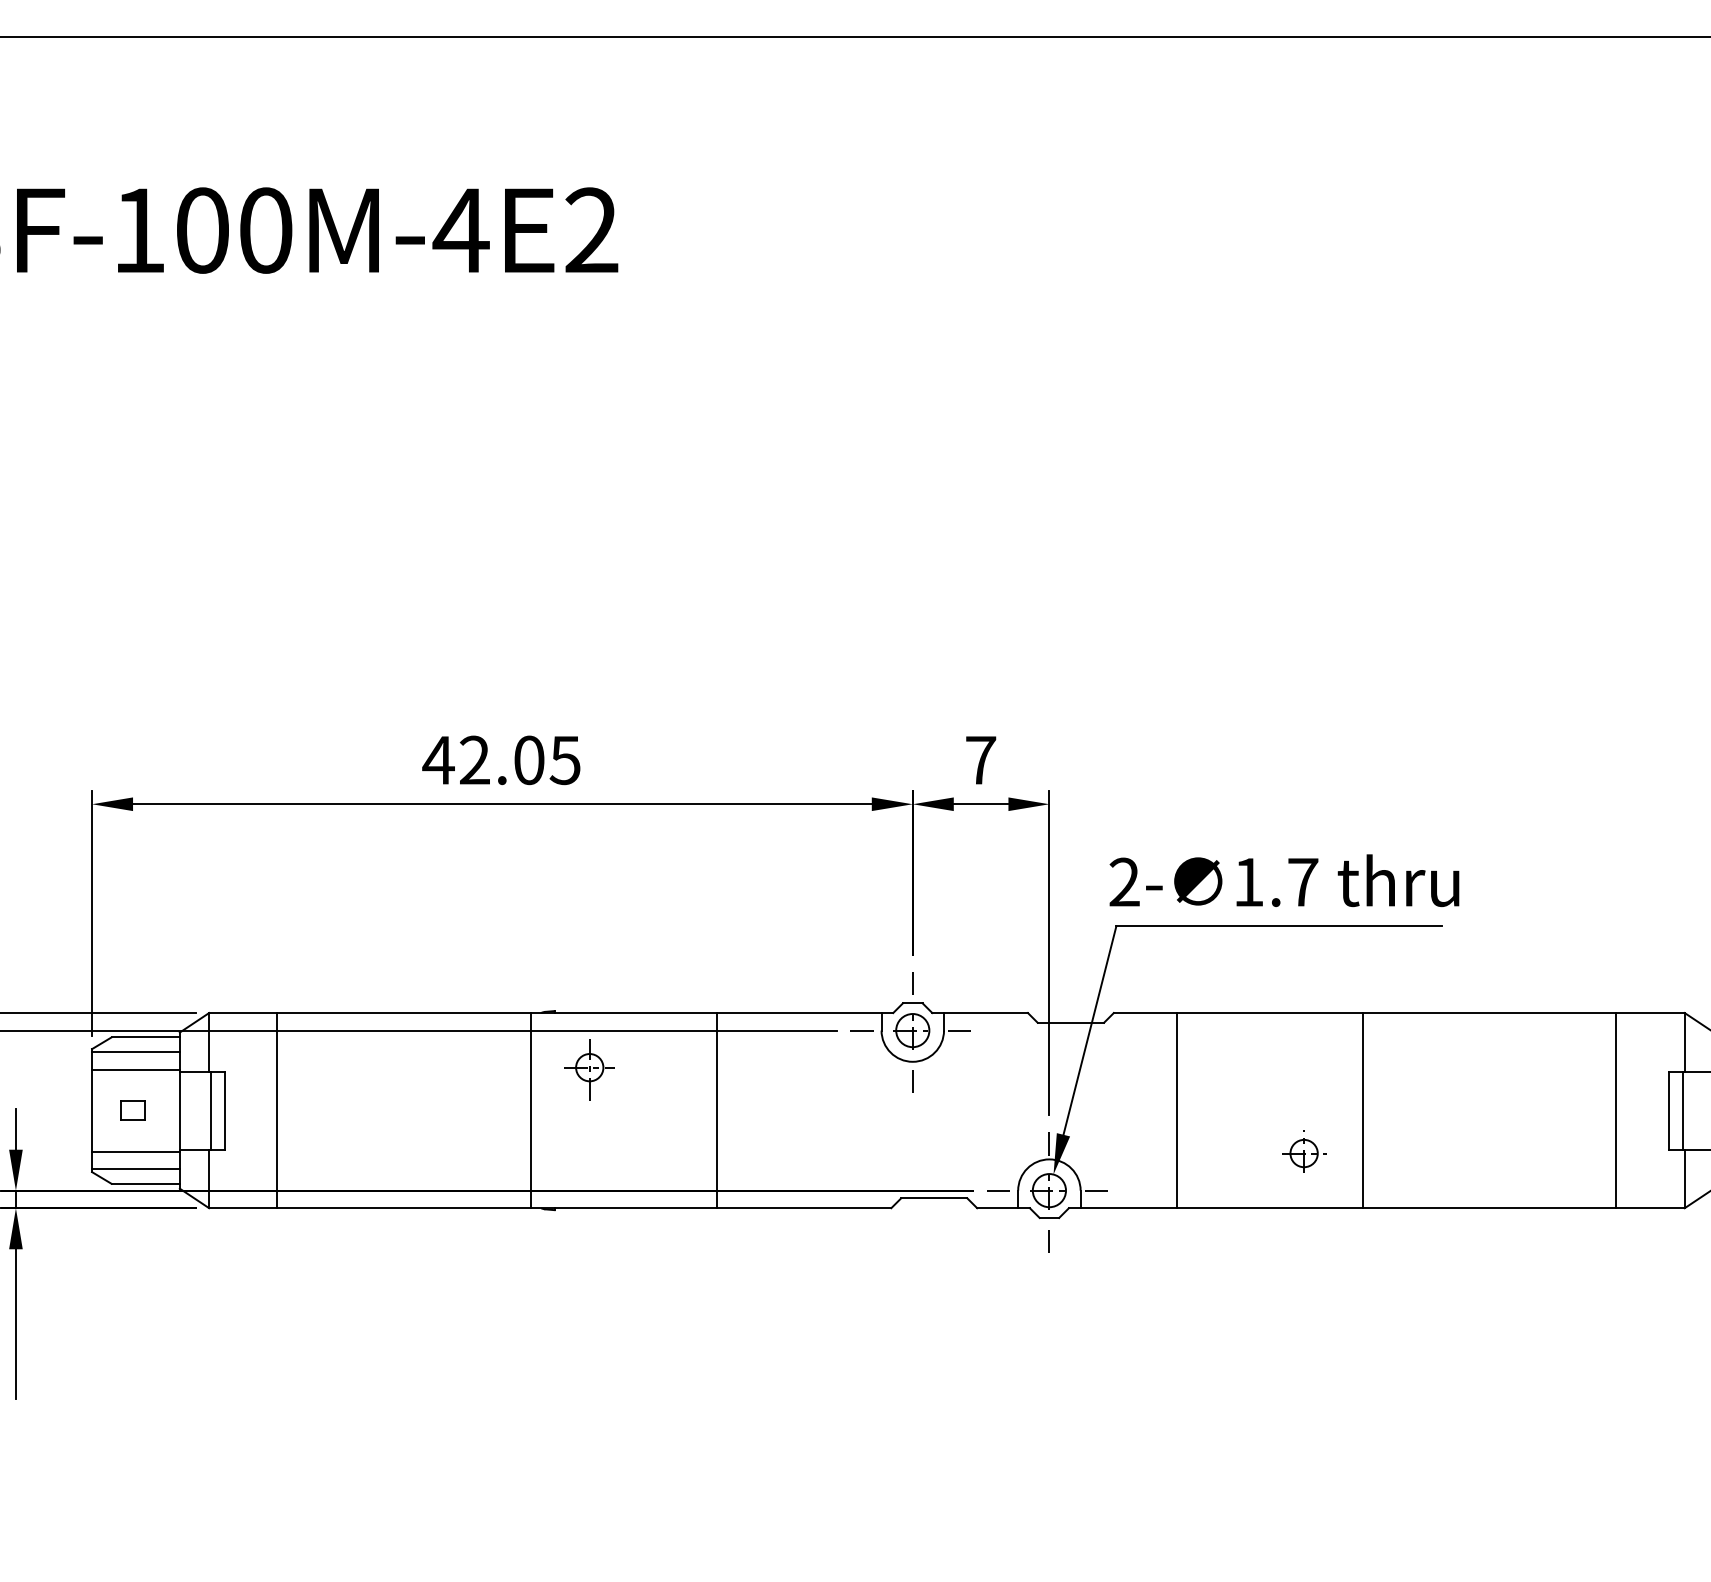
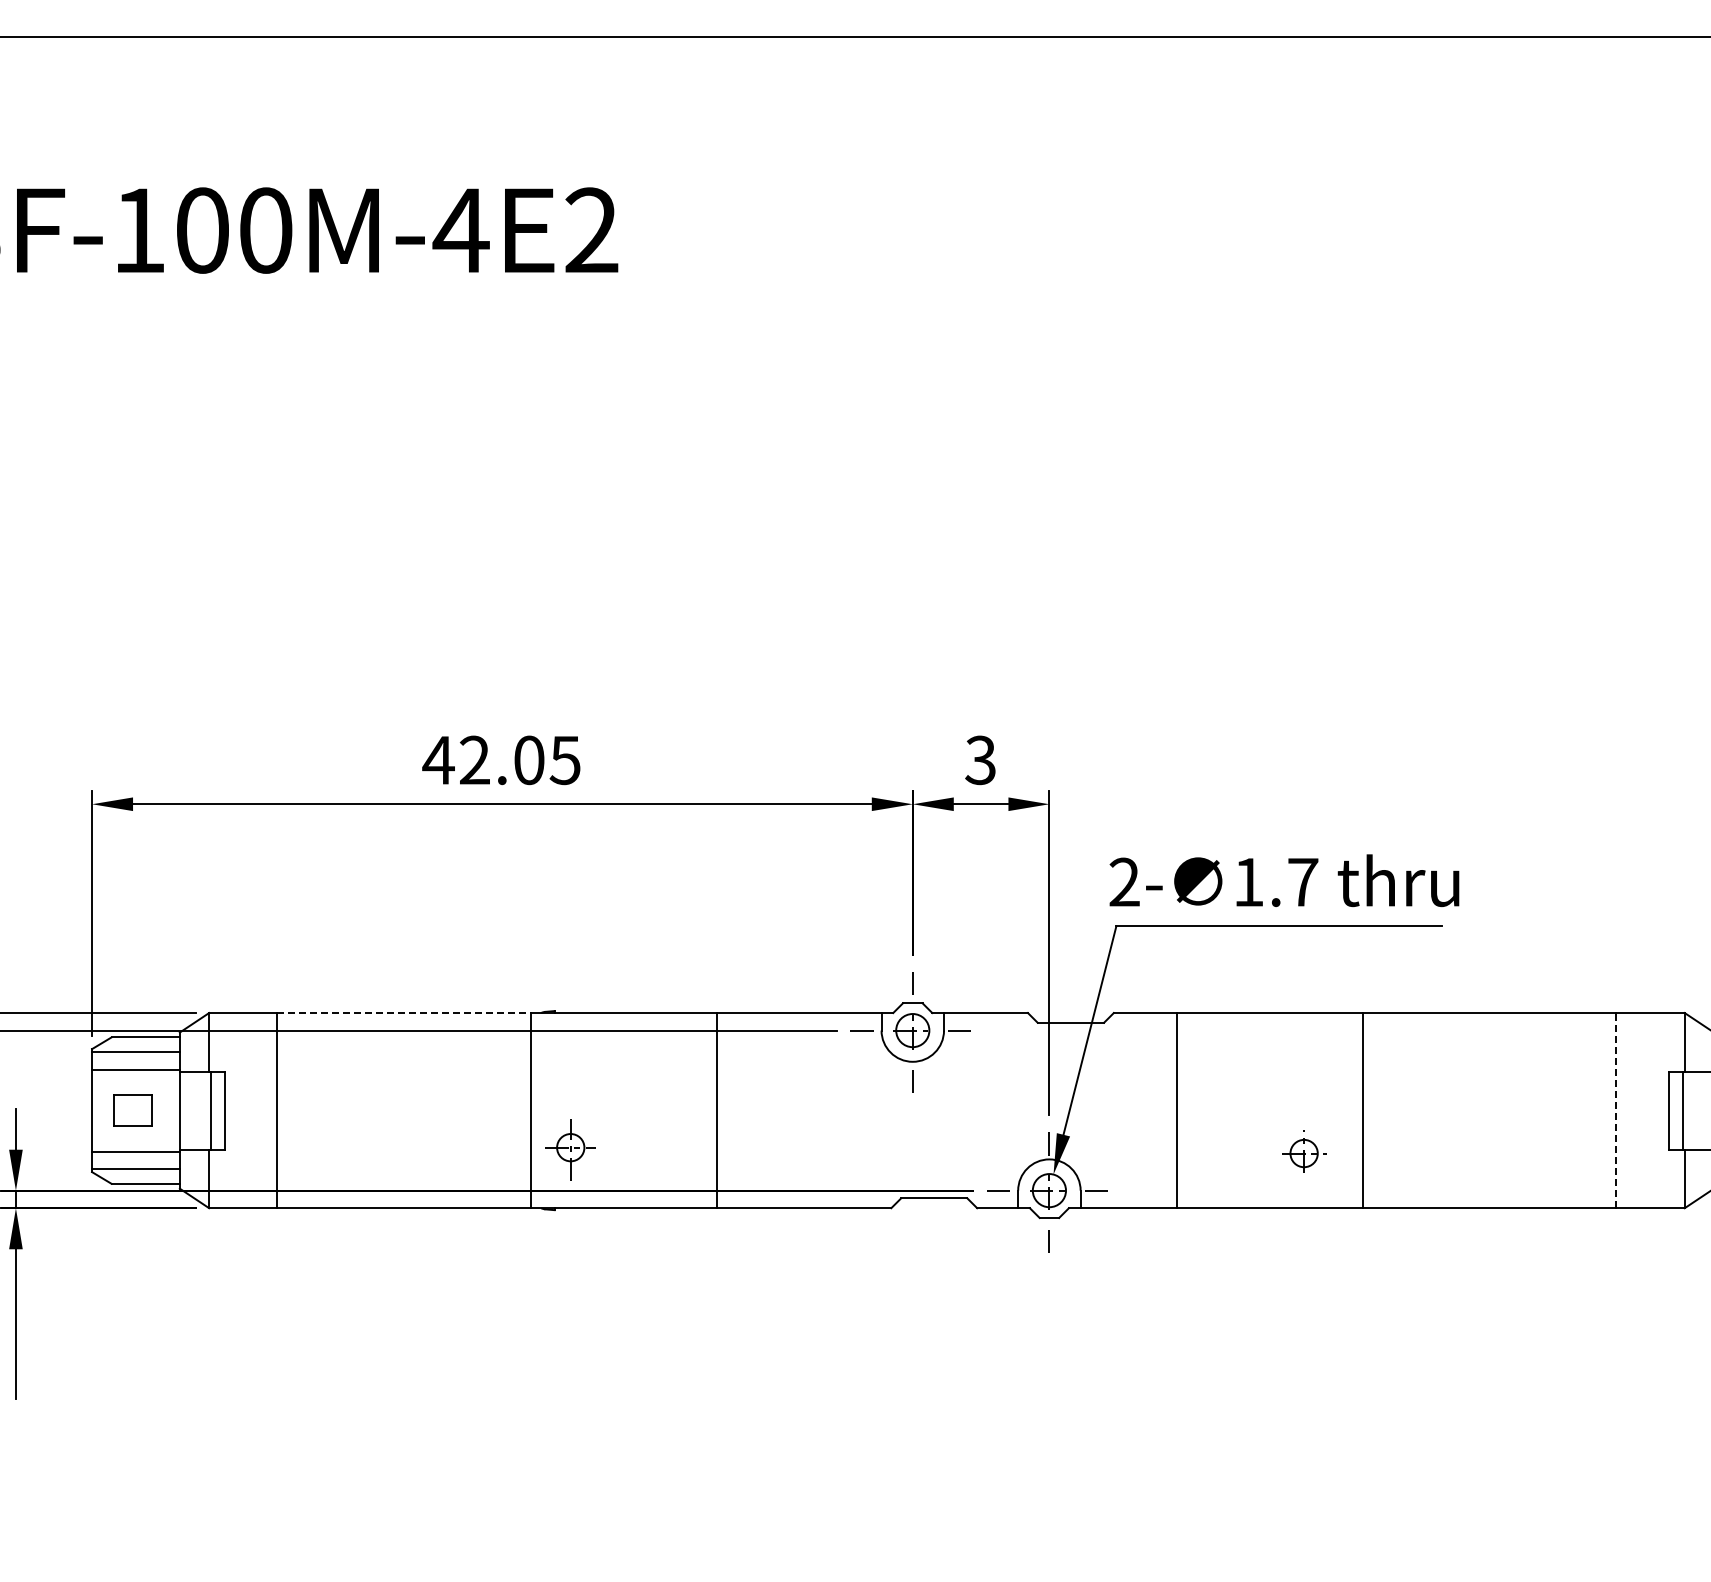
text: 7 -> 3 (980, 760)
line: solid -> dashed (404, 1013)
part position: (589, 1069) -> (570, 1149) (570, 1149)
part size: 26x21 px -> 40x33 px (132, 1110)
line: solid -> dashed (1616, 1110)
